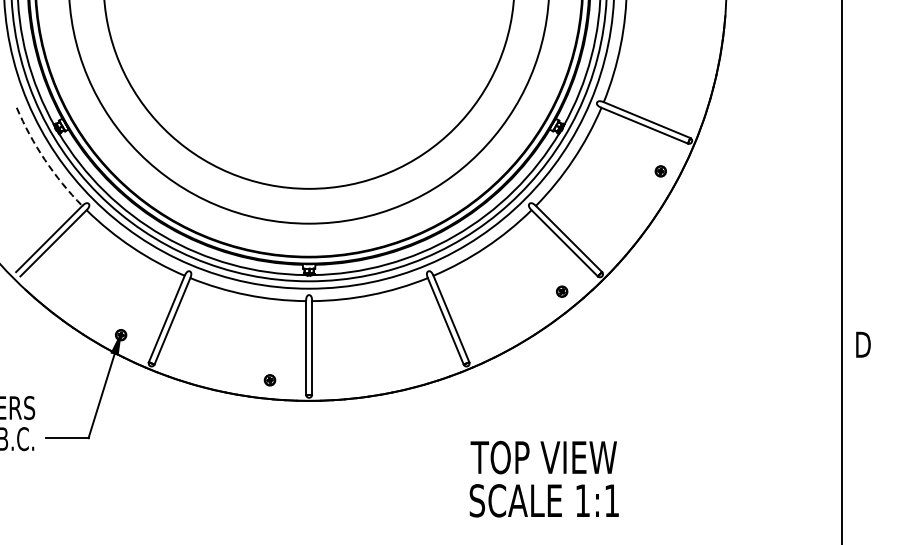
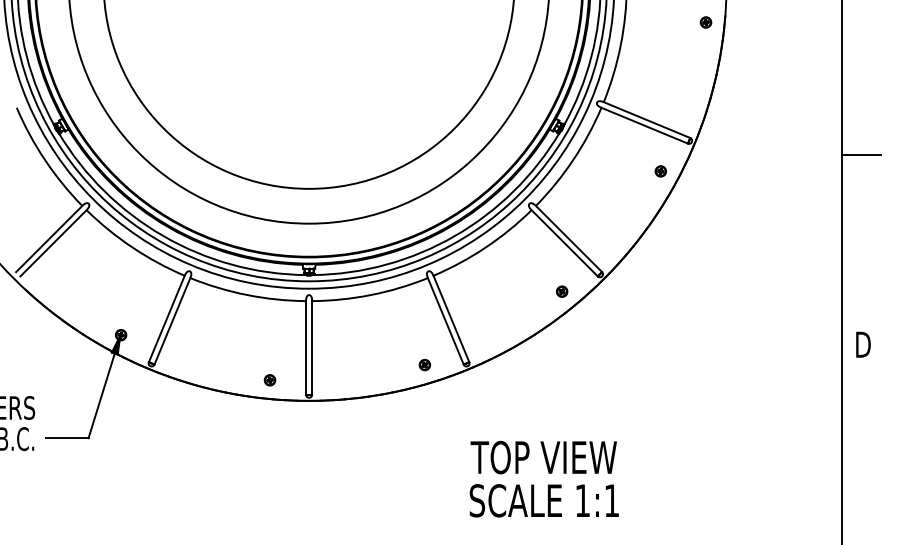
part: none -> present (705, 22)
line: none -> present (860, 155)
arc: dashed -> solid (44, 159)
part: none -> present (424, 364)
